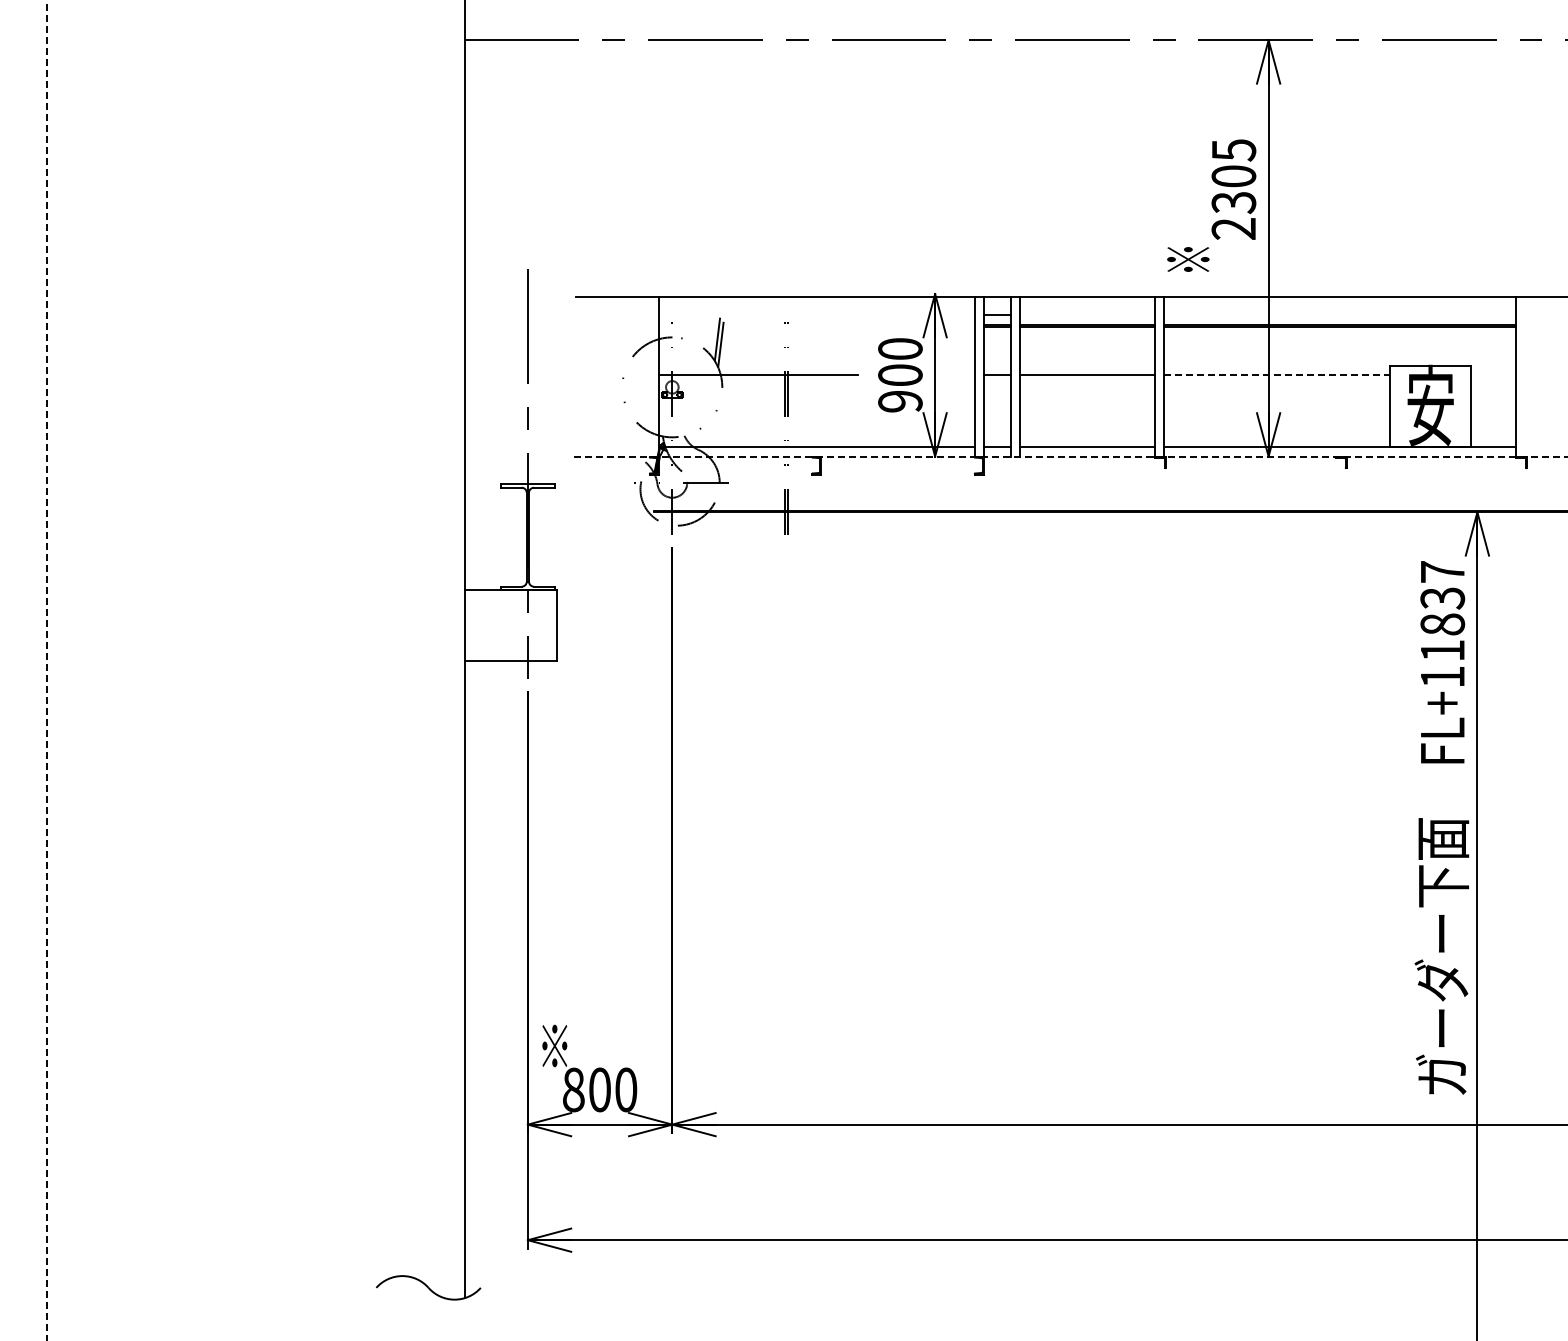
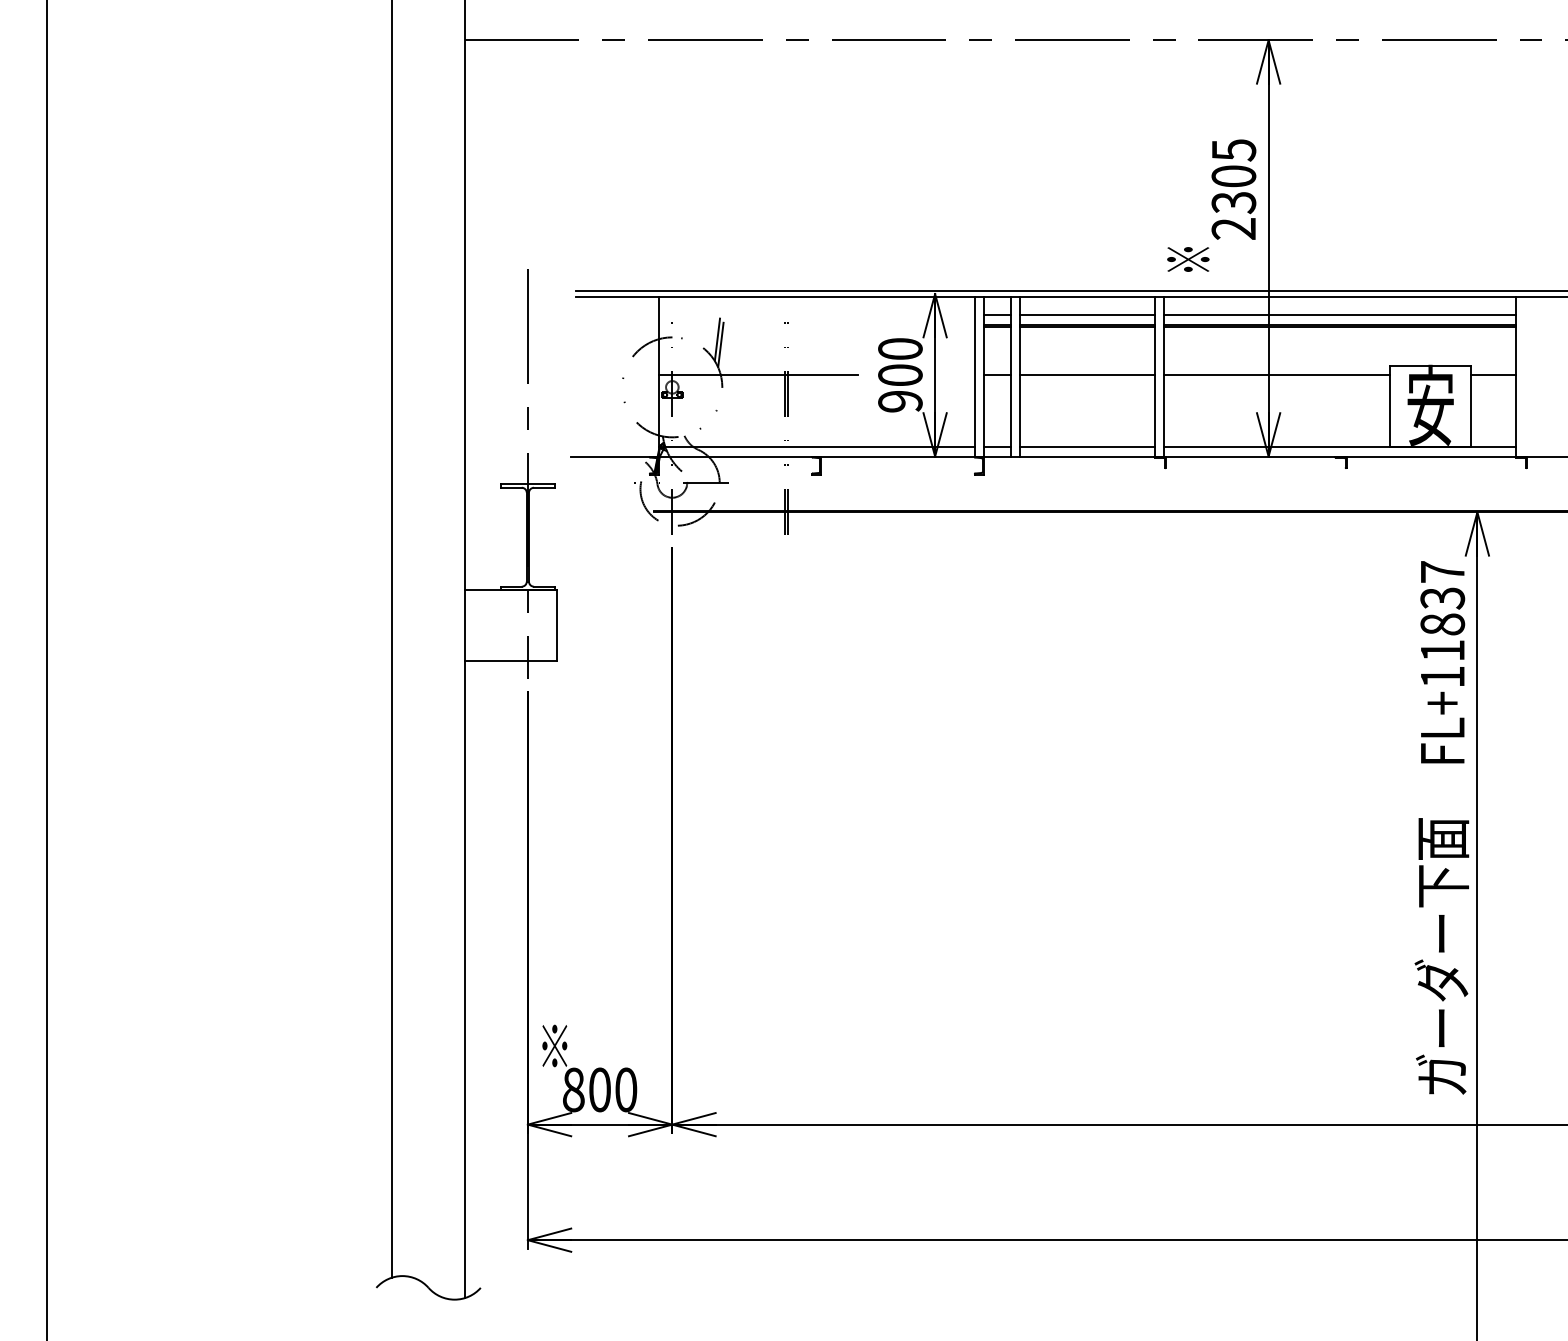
line: none -> present (1069, 290)
line: none -> present (1087, 314)
line: none -> present (1340, 314)
line: dashed -> solid (1277, 375)
line: none -> present (1493, 375)
line: dashed -> solid (1069, 456)
line: none -> present (392, 639)
line: dashed -> solid (47, 671)
